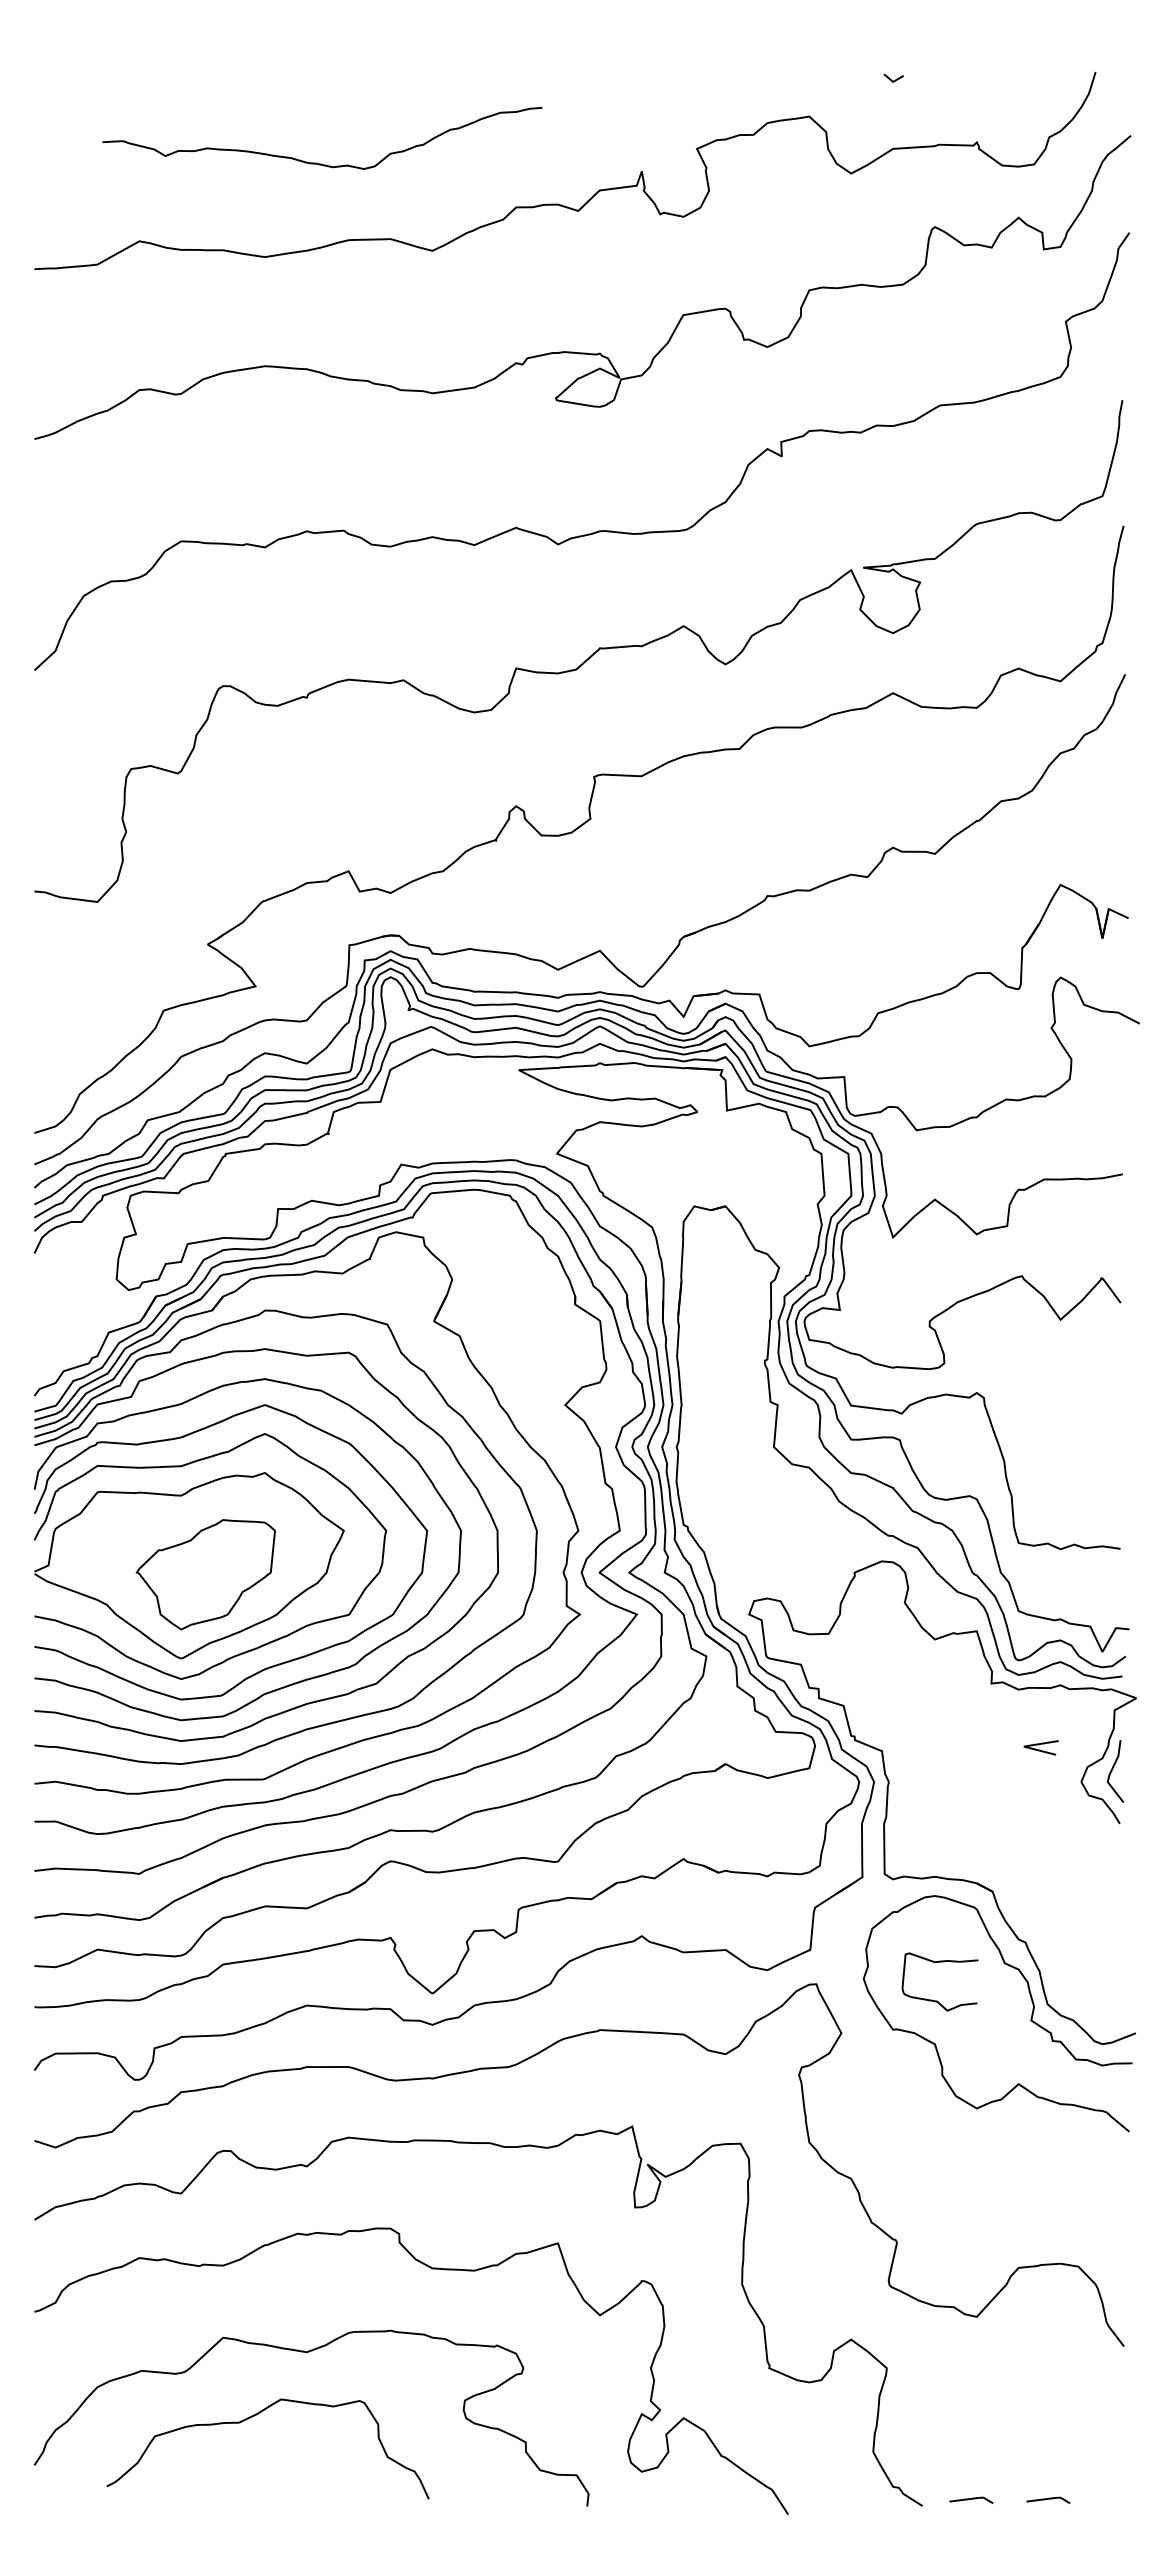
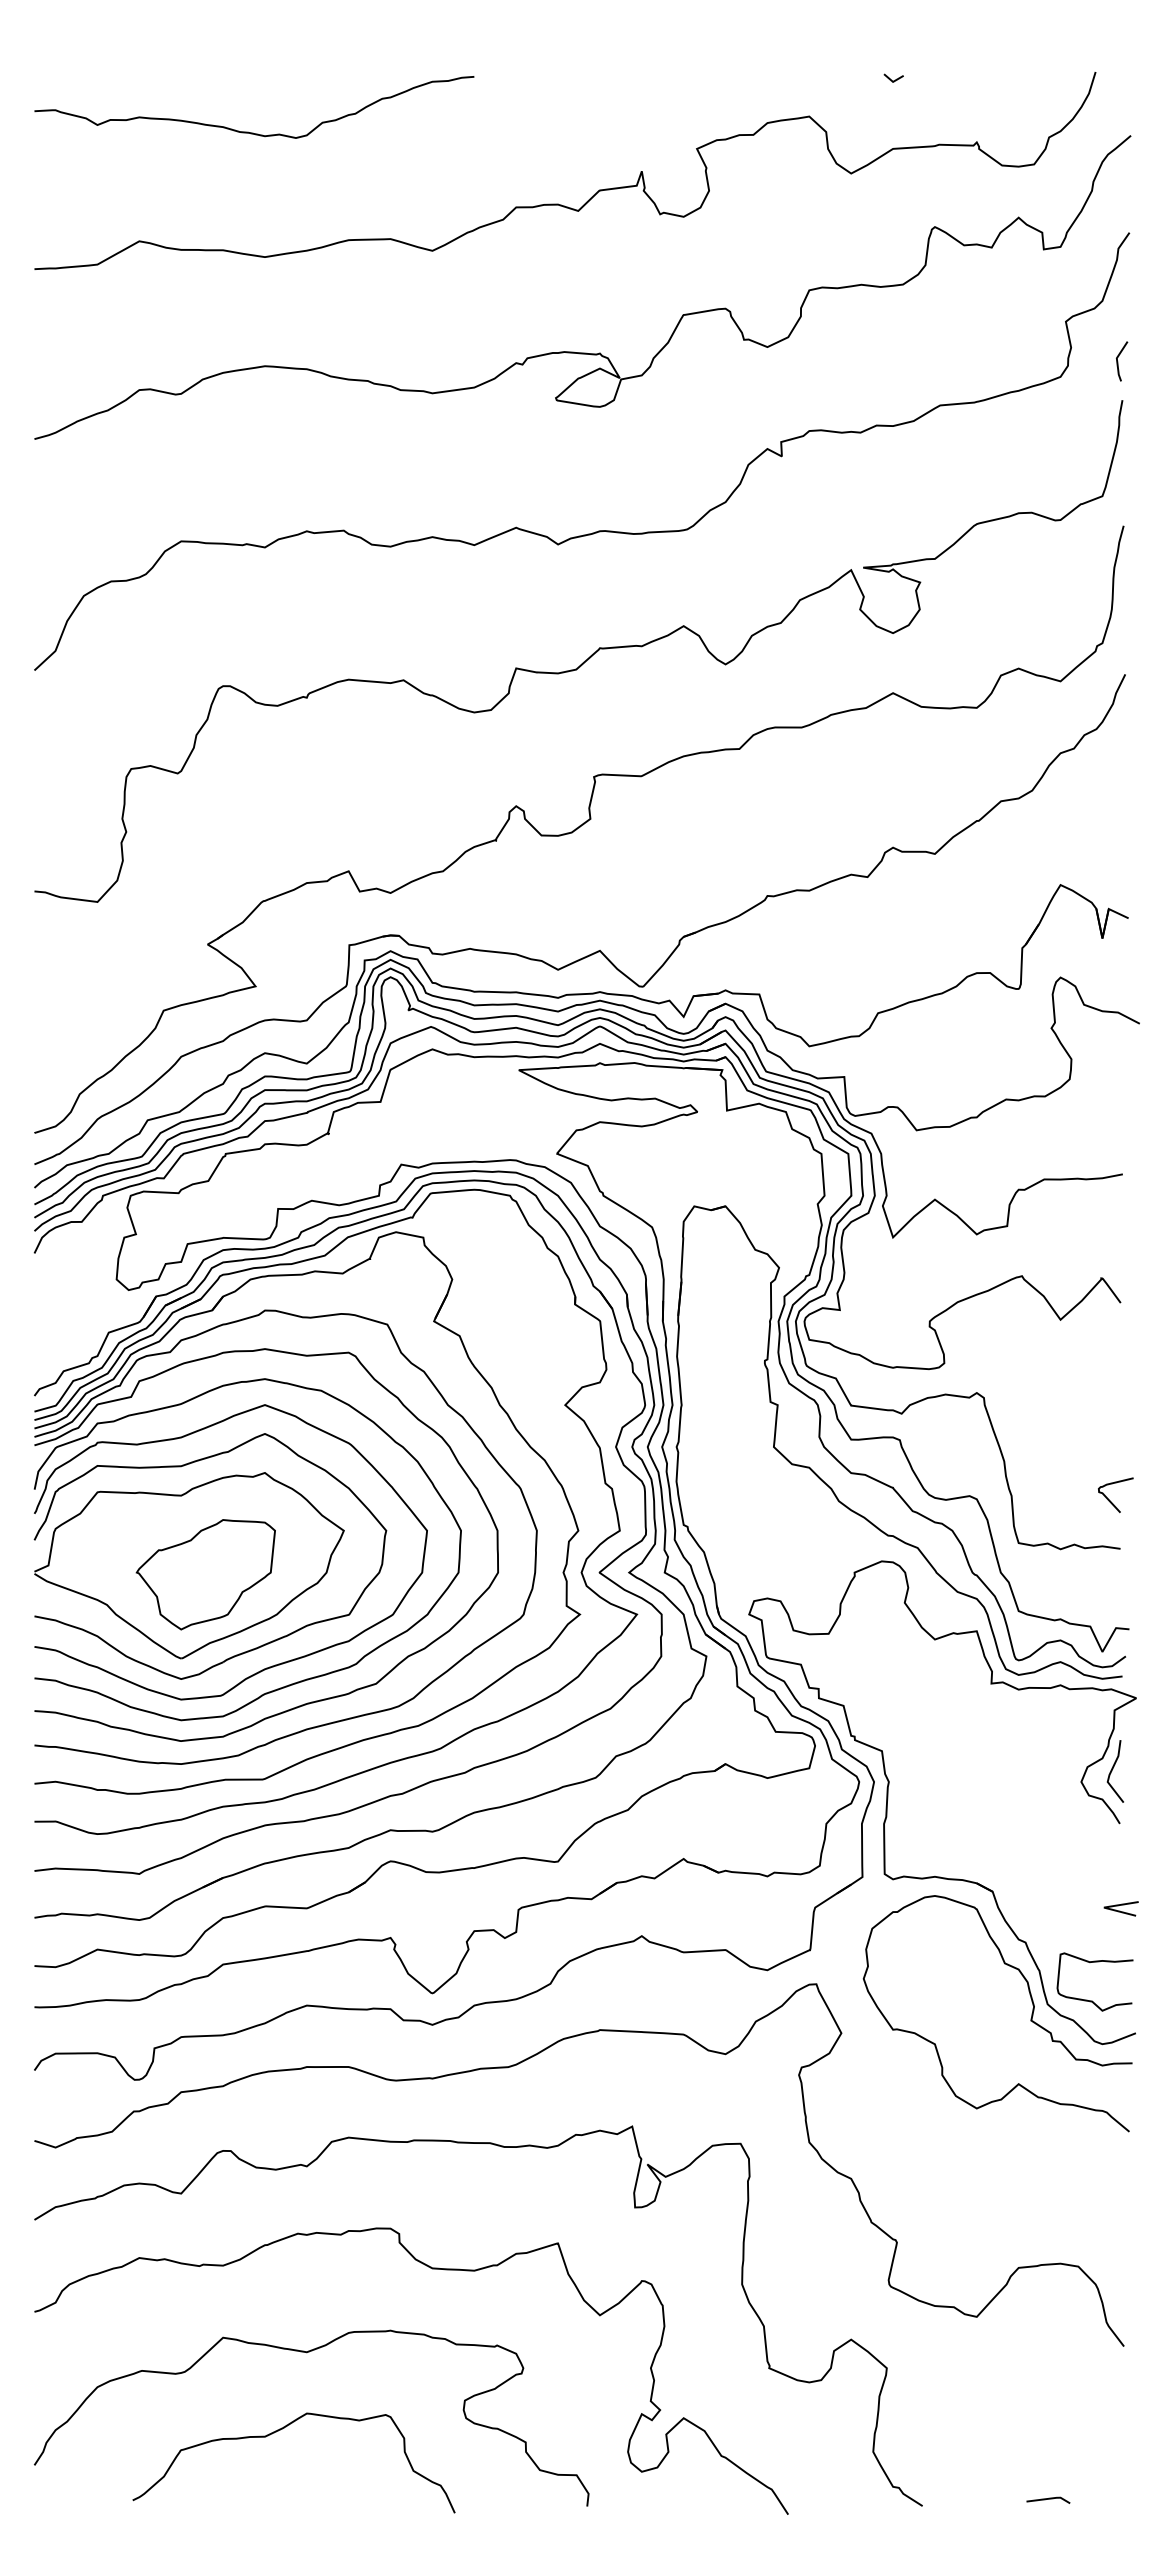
curve position: (316, 162) -> (248, 131) (248, 131)
line: none -> present (1118, 361)
curve: none -> present (1109, 1499)
line position: (1040, 1749) -> (1120, 1910) (1120, 1910)
curve position: (939, 1962) -> (1094, 1962) (1094, 1962)
curve position: (252, 2417) -> (278, 2431) (278, 2431)
line: present -> none (971, 2499)
